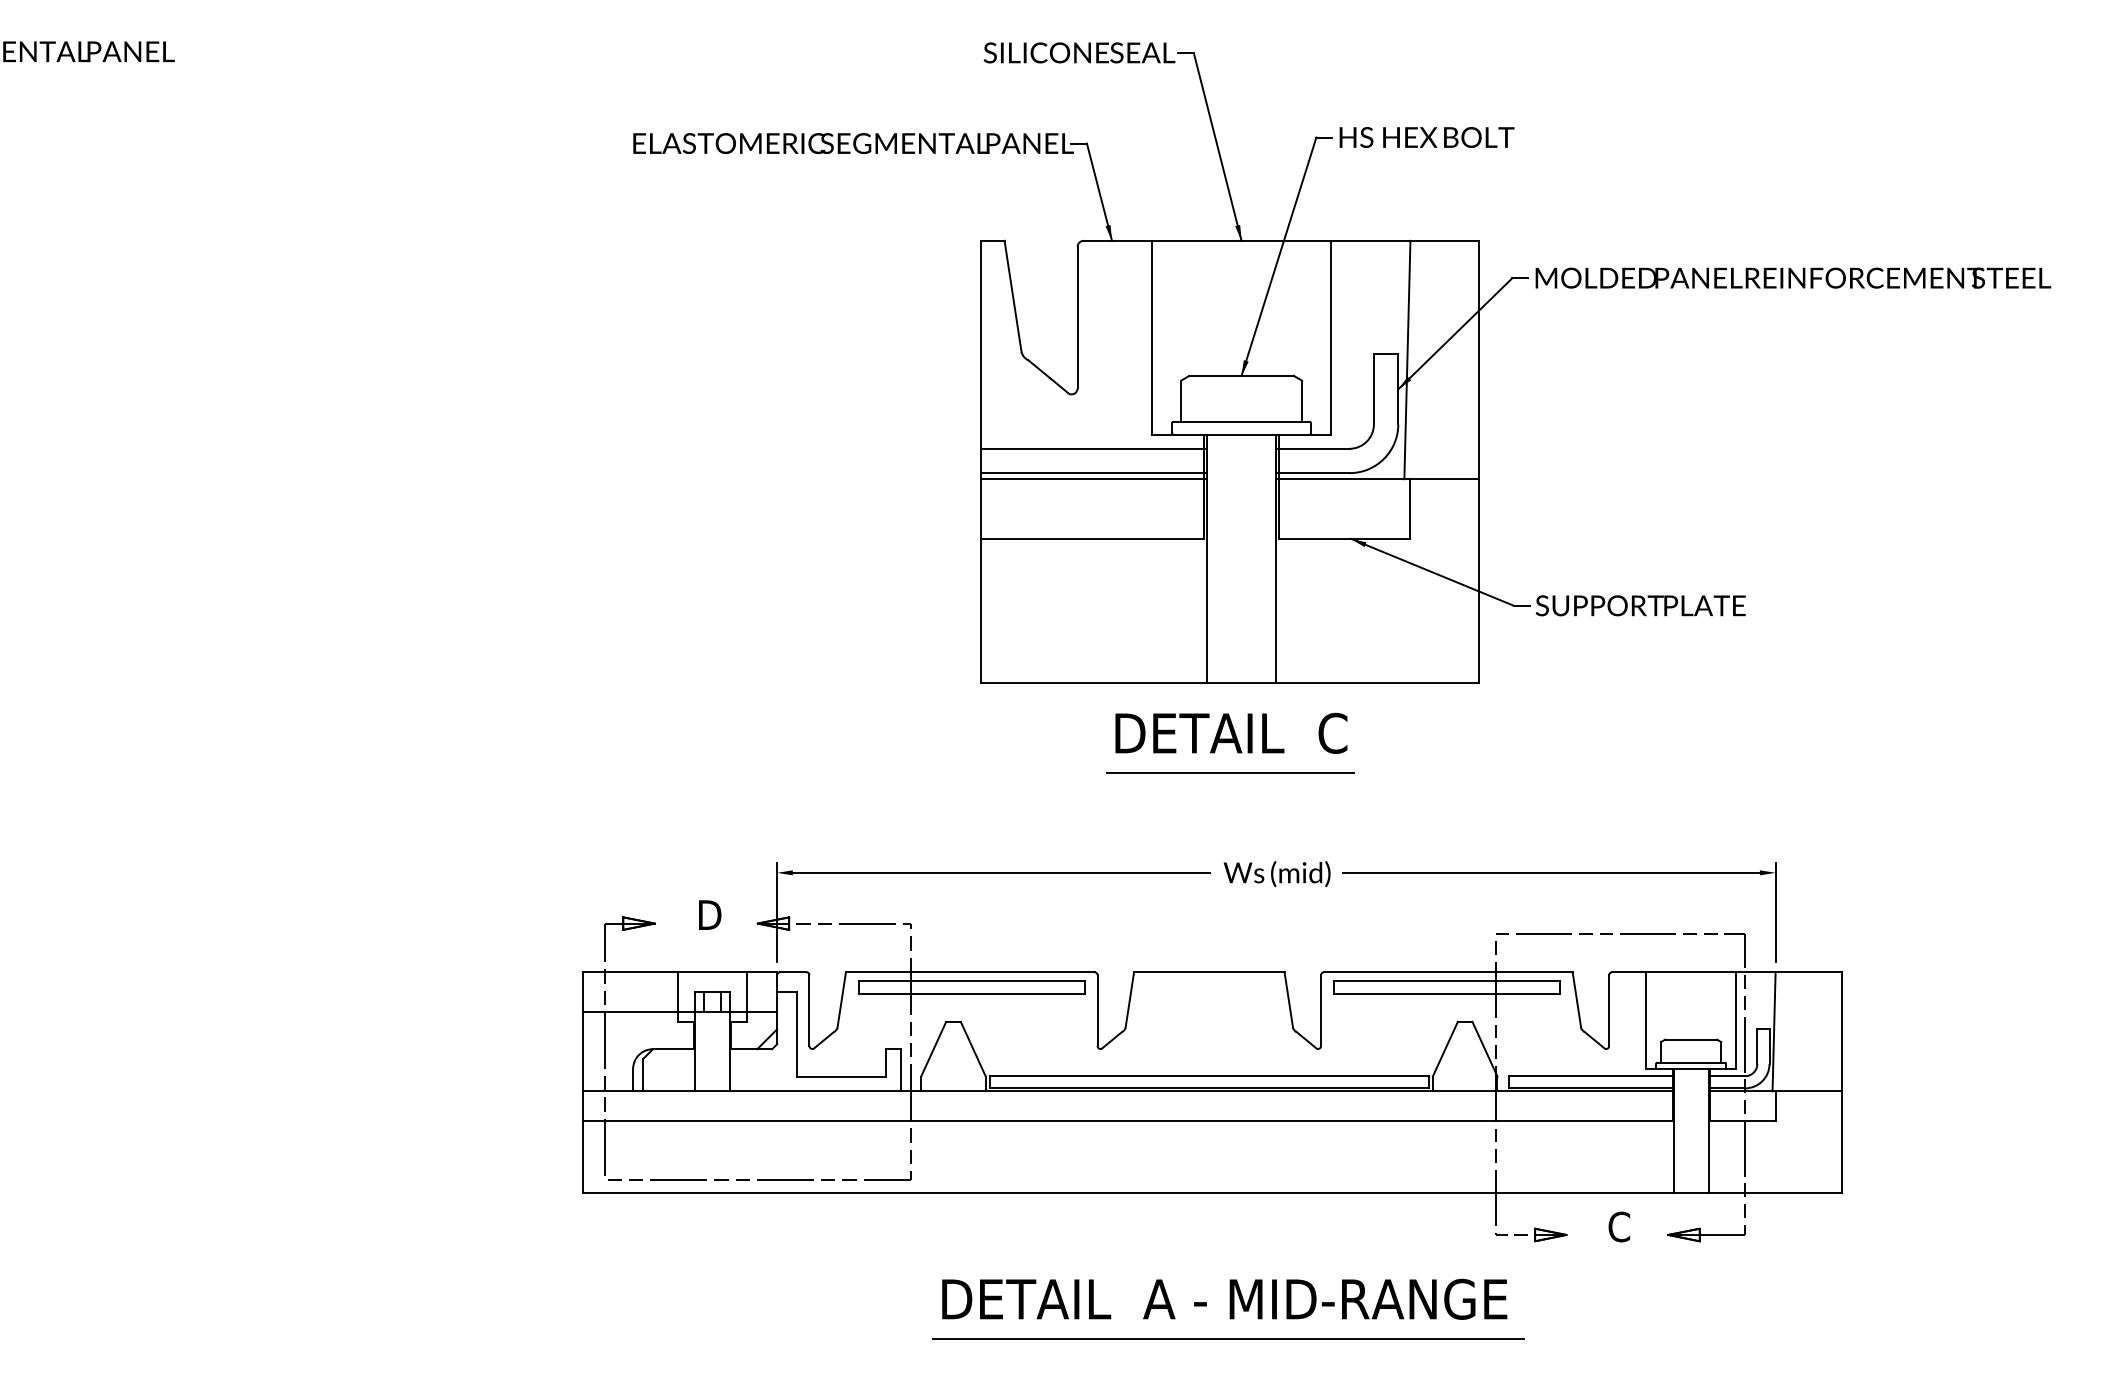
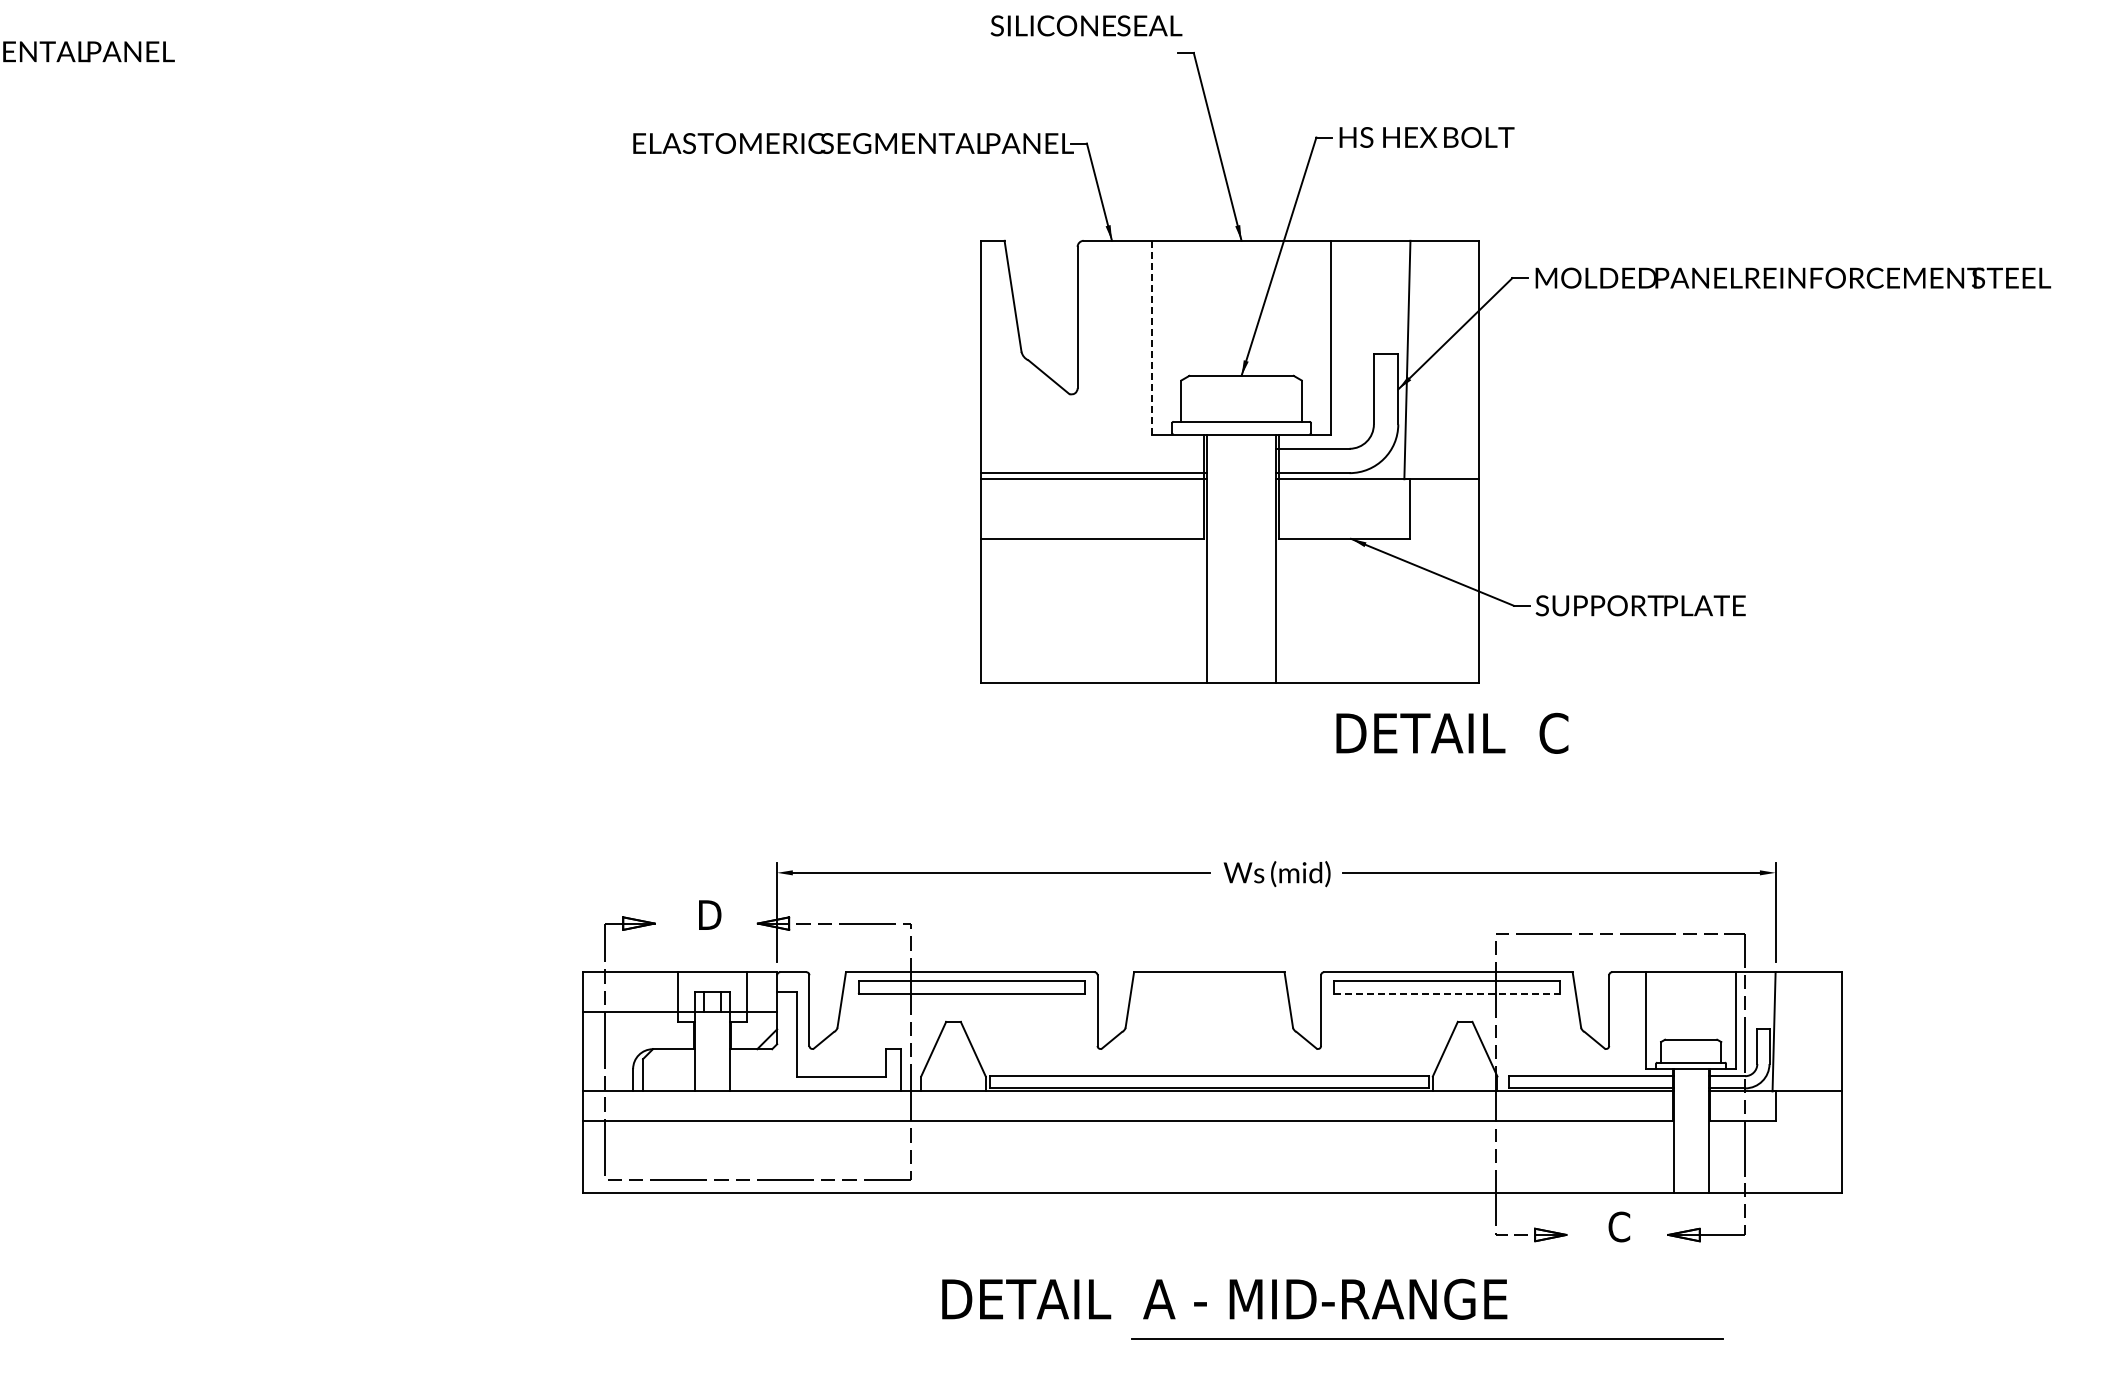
text position: (1079, 52) -> (1086, 25) (1086, 25)
line: solid -> dashed (1152, 337)
line: present -> none (1093, 448)
text position: (1231, 732) -> (1452, 732) (1452, 732)
line: present -> none (1229, 772)
line: solid -> dashed (1446, 993)
line position: (1228, 1338) -> (1427, 1338) (1427, 1338)
